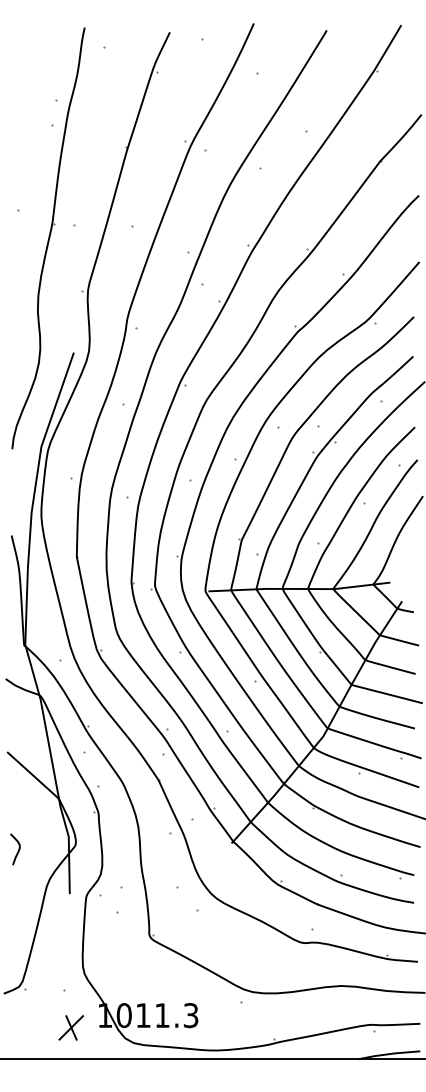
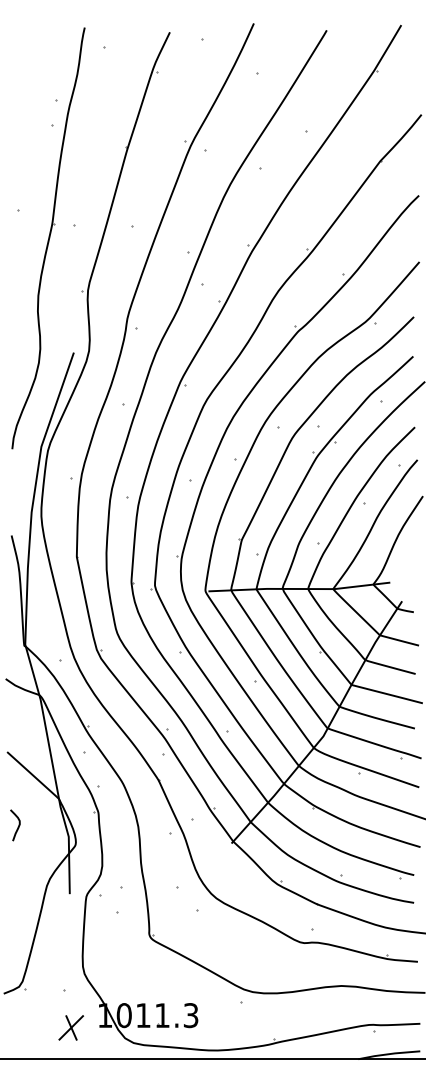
curve position: (17, 851) -> (17, 827) (17, 827)
